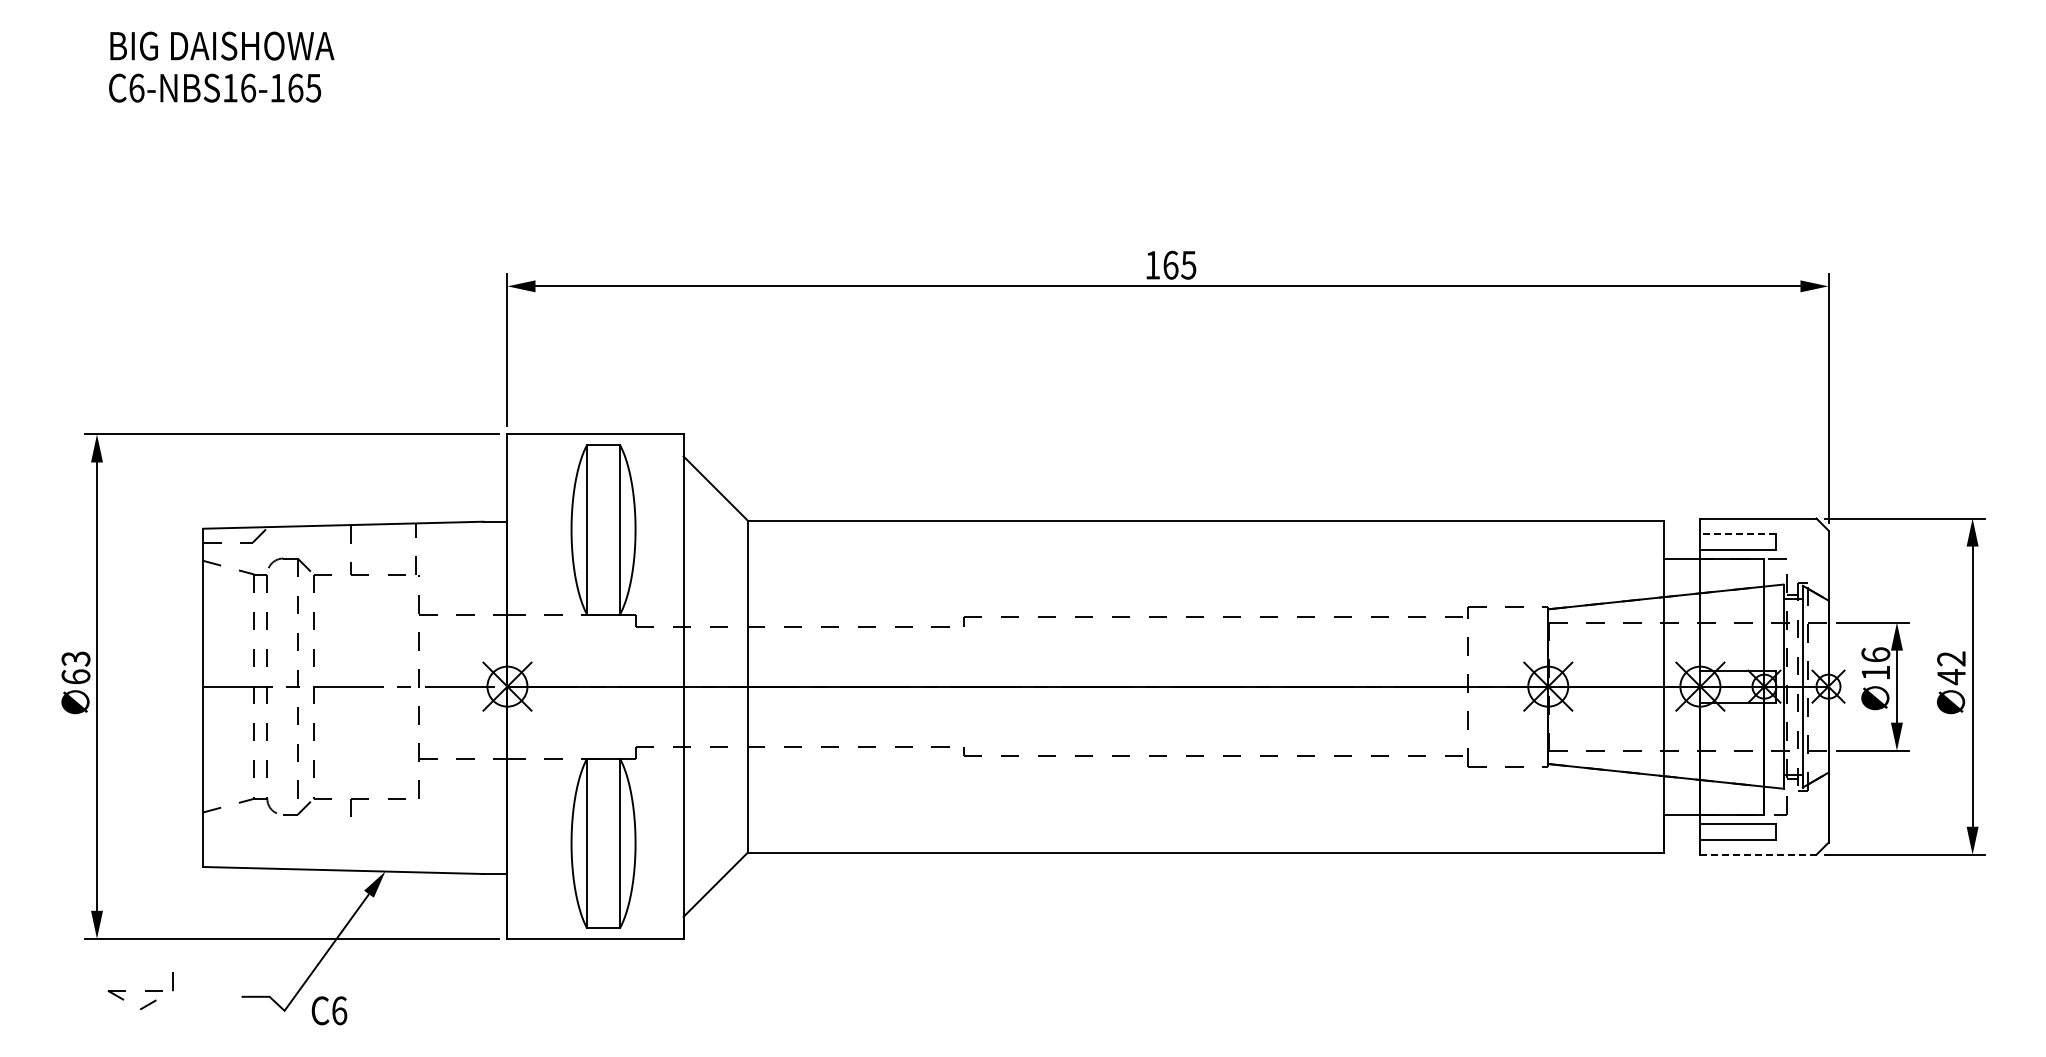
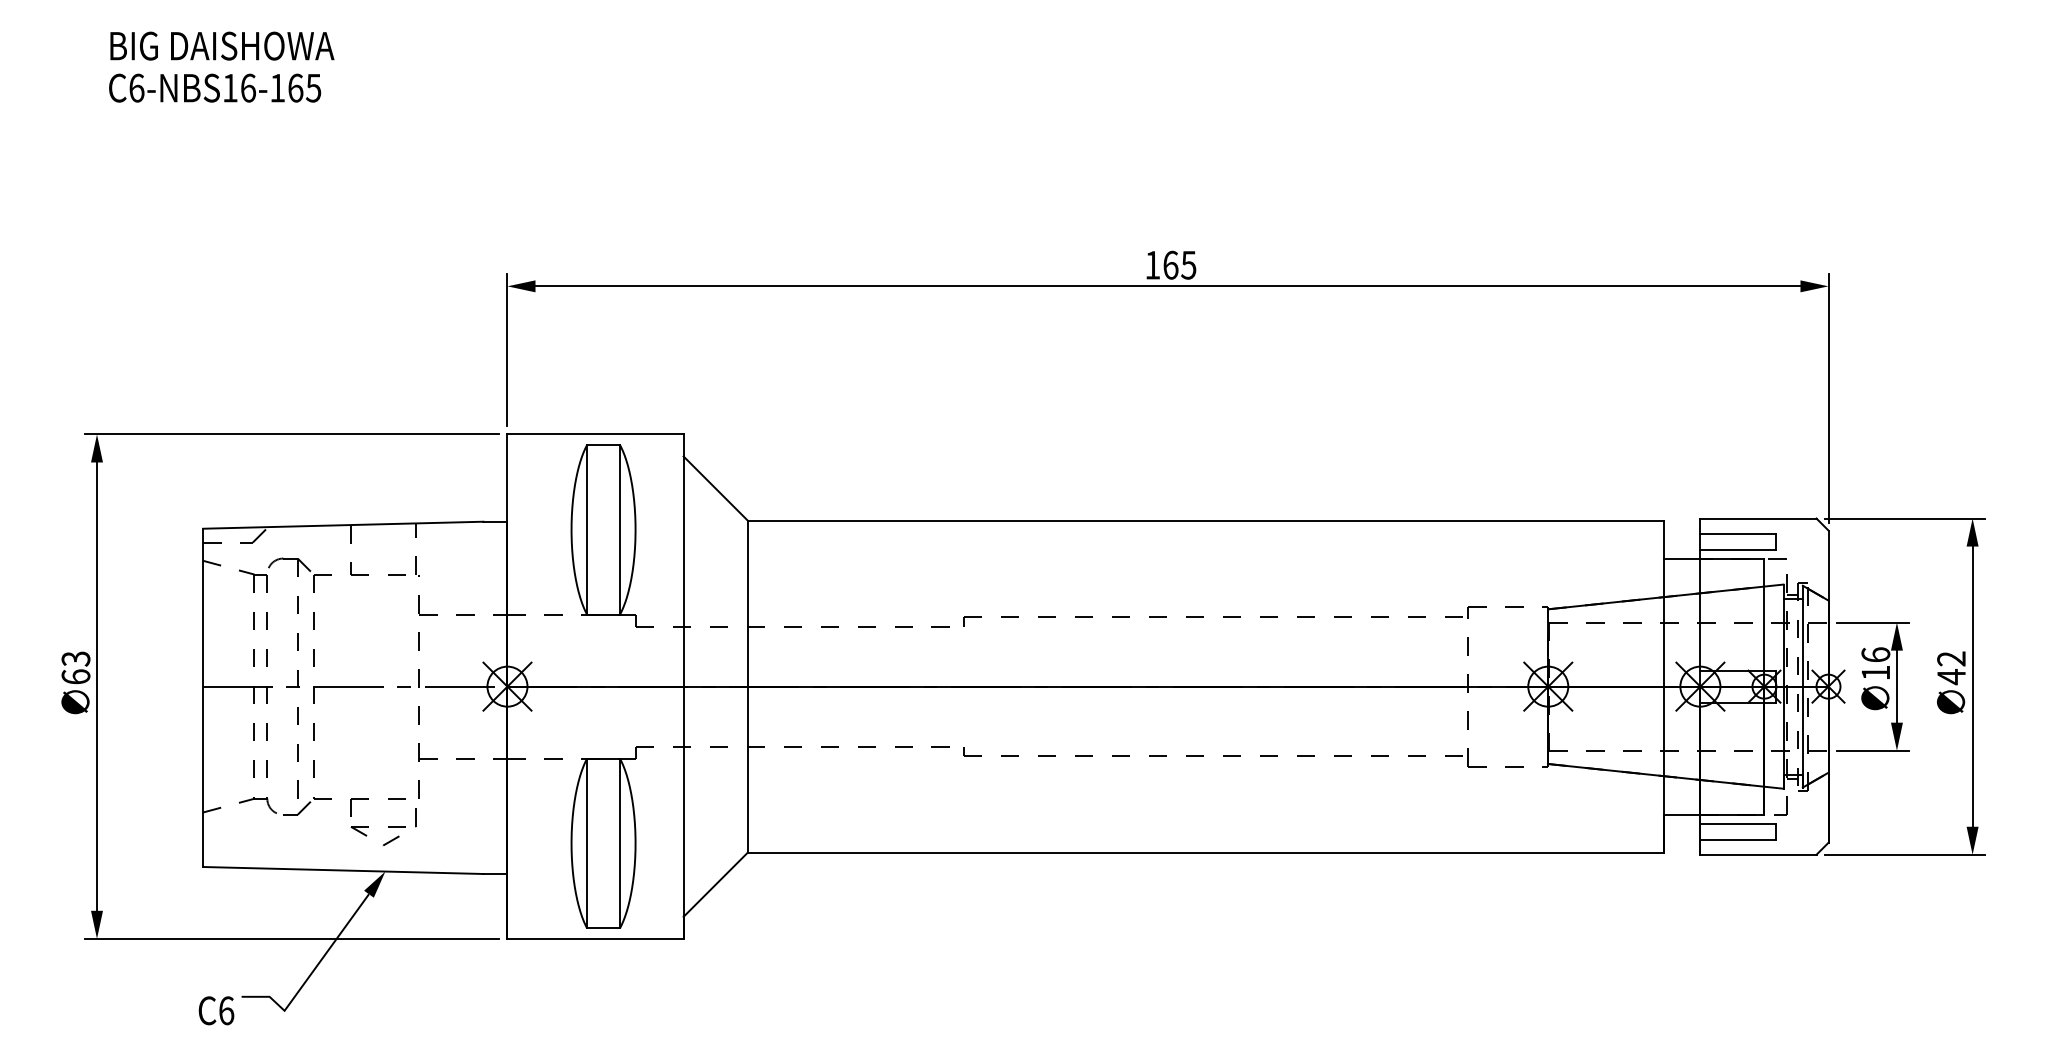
line: dashed -> solid (1737, 533)
line: dashed -> solid (1758, 854)
part position: (140, 990) -> (383, 826) (383, 826)
text position: (329, 1010) -> (216, 1010) (216, 1010)
